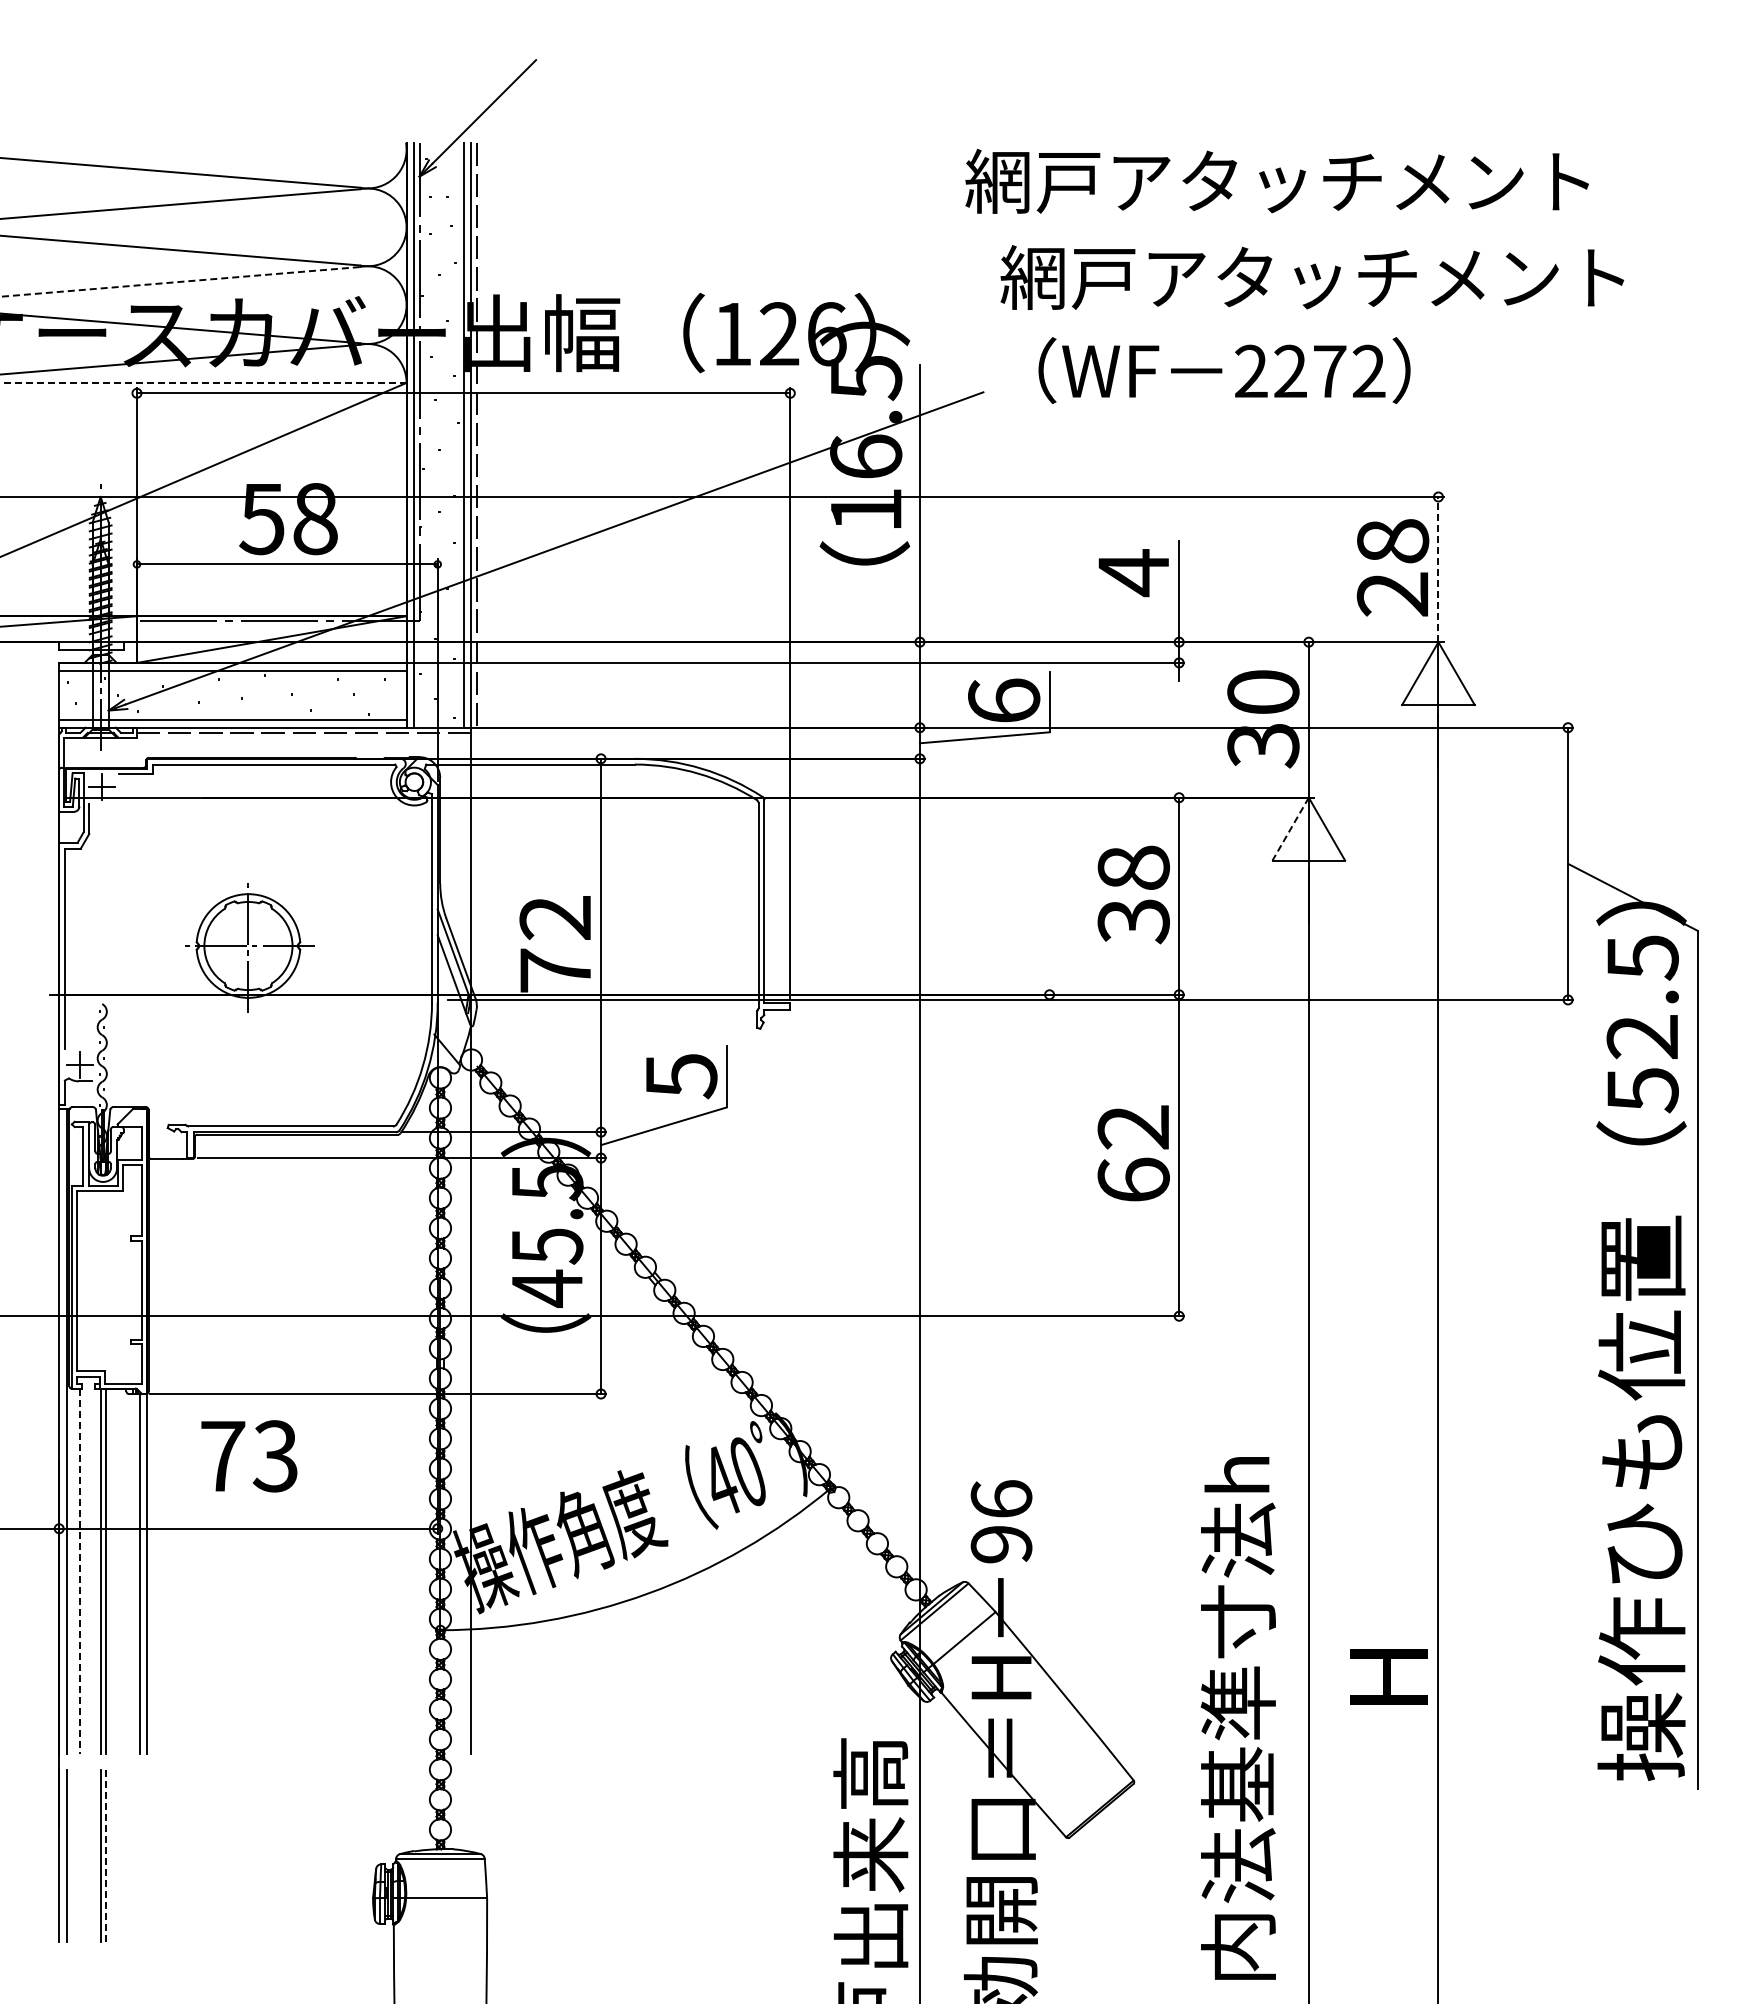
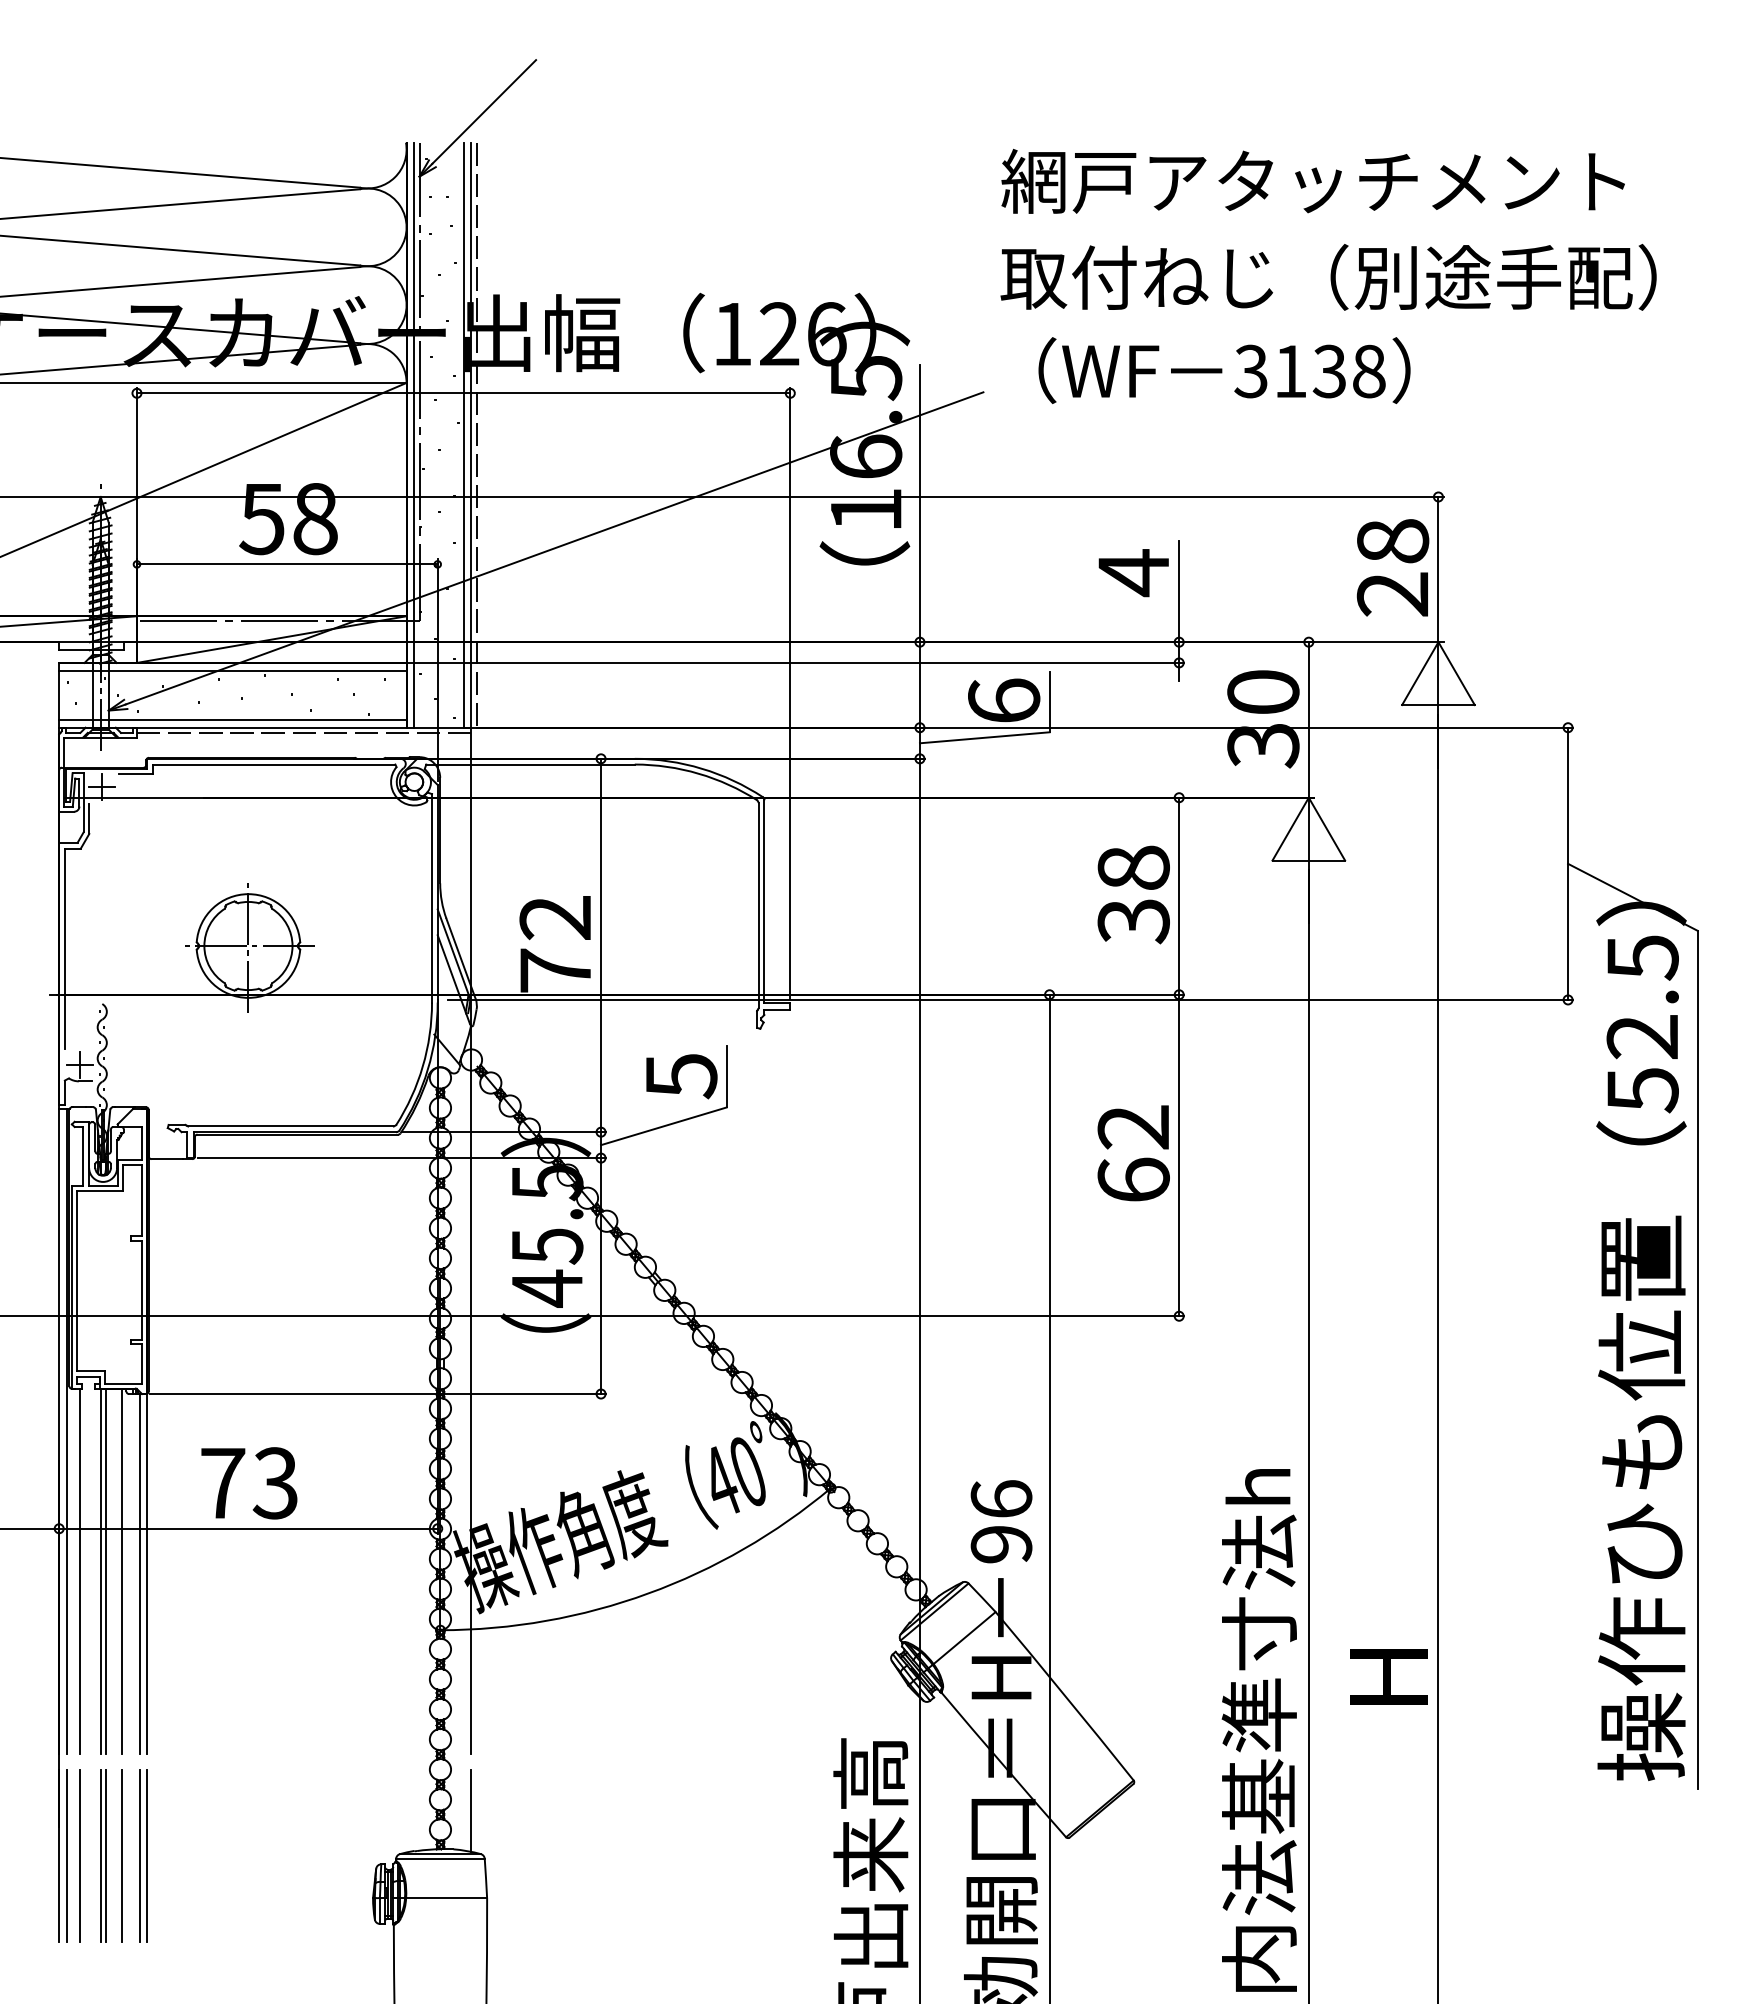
text position: (1276, 180) -> (1312, 180) (1312, 180)
text: 網戸アタッチメント -> 取付ねじ（別途手配） (1328, 276)
line: dashed -> solid (179, 281)
text: 2272 -> 3138 (1309, 371)
line: dashed -> solid (202, 382)
line: dashed -> solid (1438, 569)
line: dashed -> solid (1290, 829)
text position: (249, 1456) -> (249, 1483) (249, 1483)
line: none -> present (1049, 1497)
line: dashed -> solid (80, 1571)
line: none -> present (122, 1571)
text position: (1237, 1718) -> (1258, 1730) (1258, 1730)
line: none -> present (471, 1810)
line: none -> present (80, 1855)
line: none -> present (122, 1855)
part: none -> present (143, 1855)
line: dashed -> solid (105, 1856)
